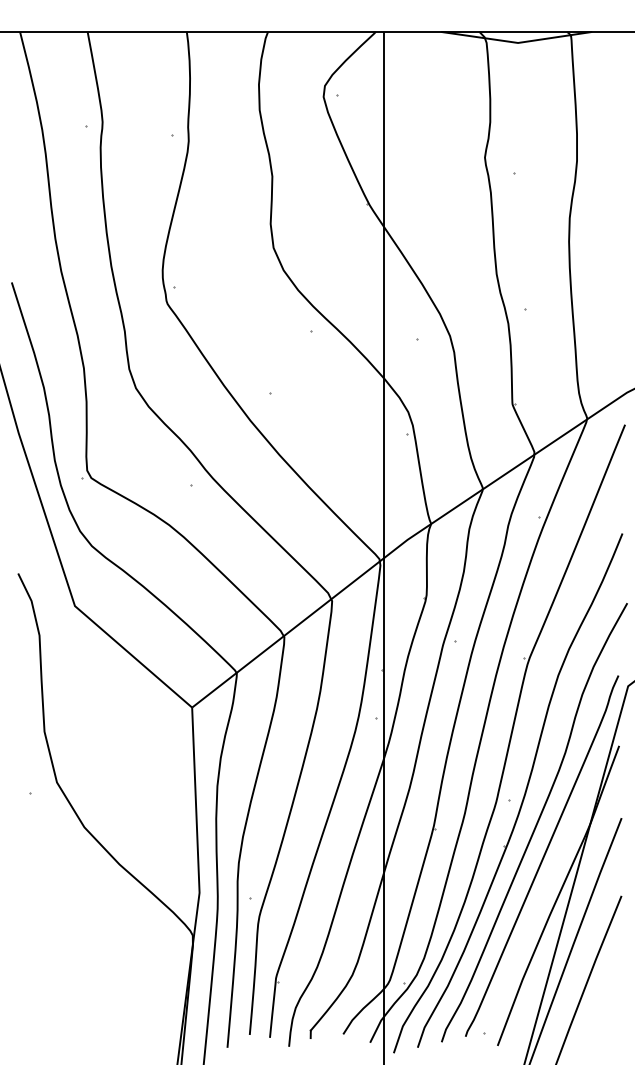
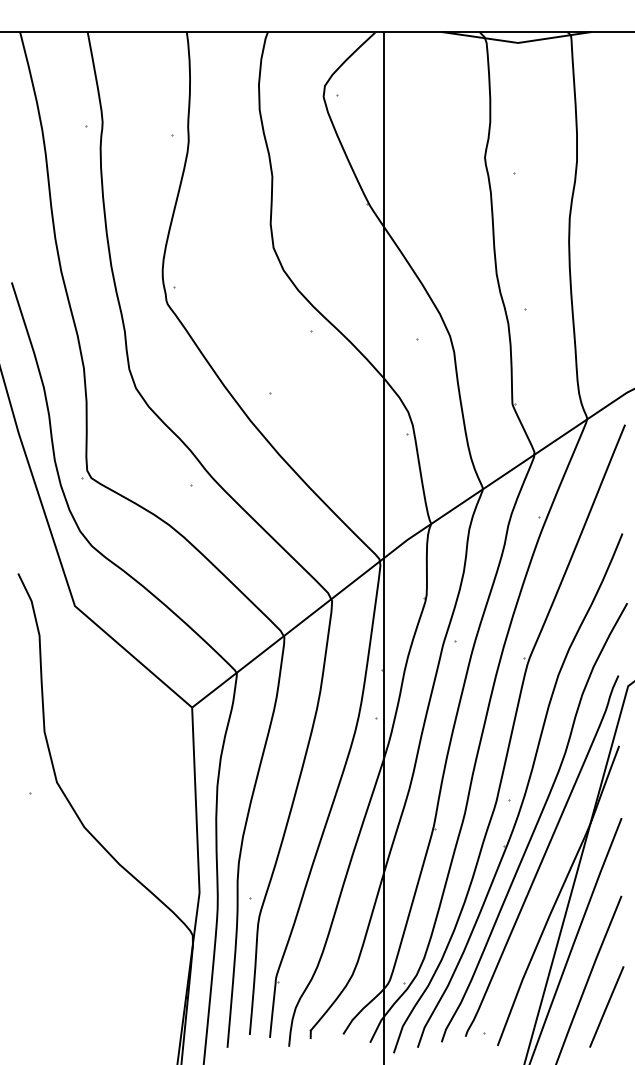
line: none -> present (606, 1006)
